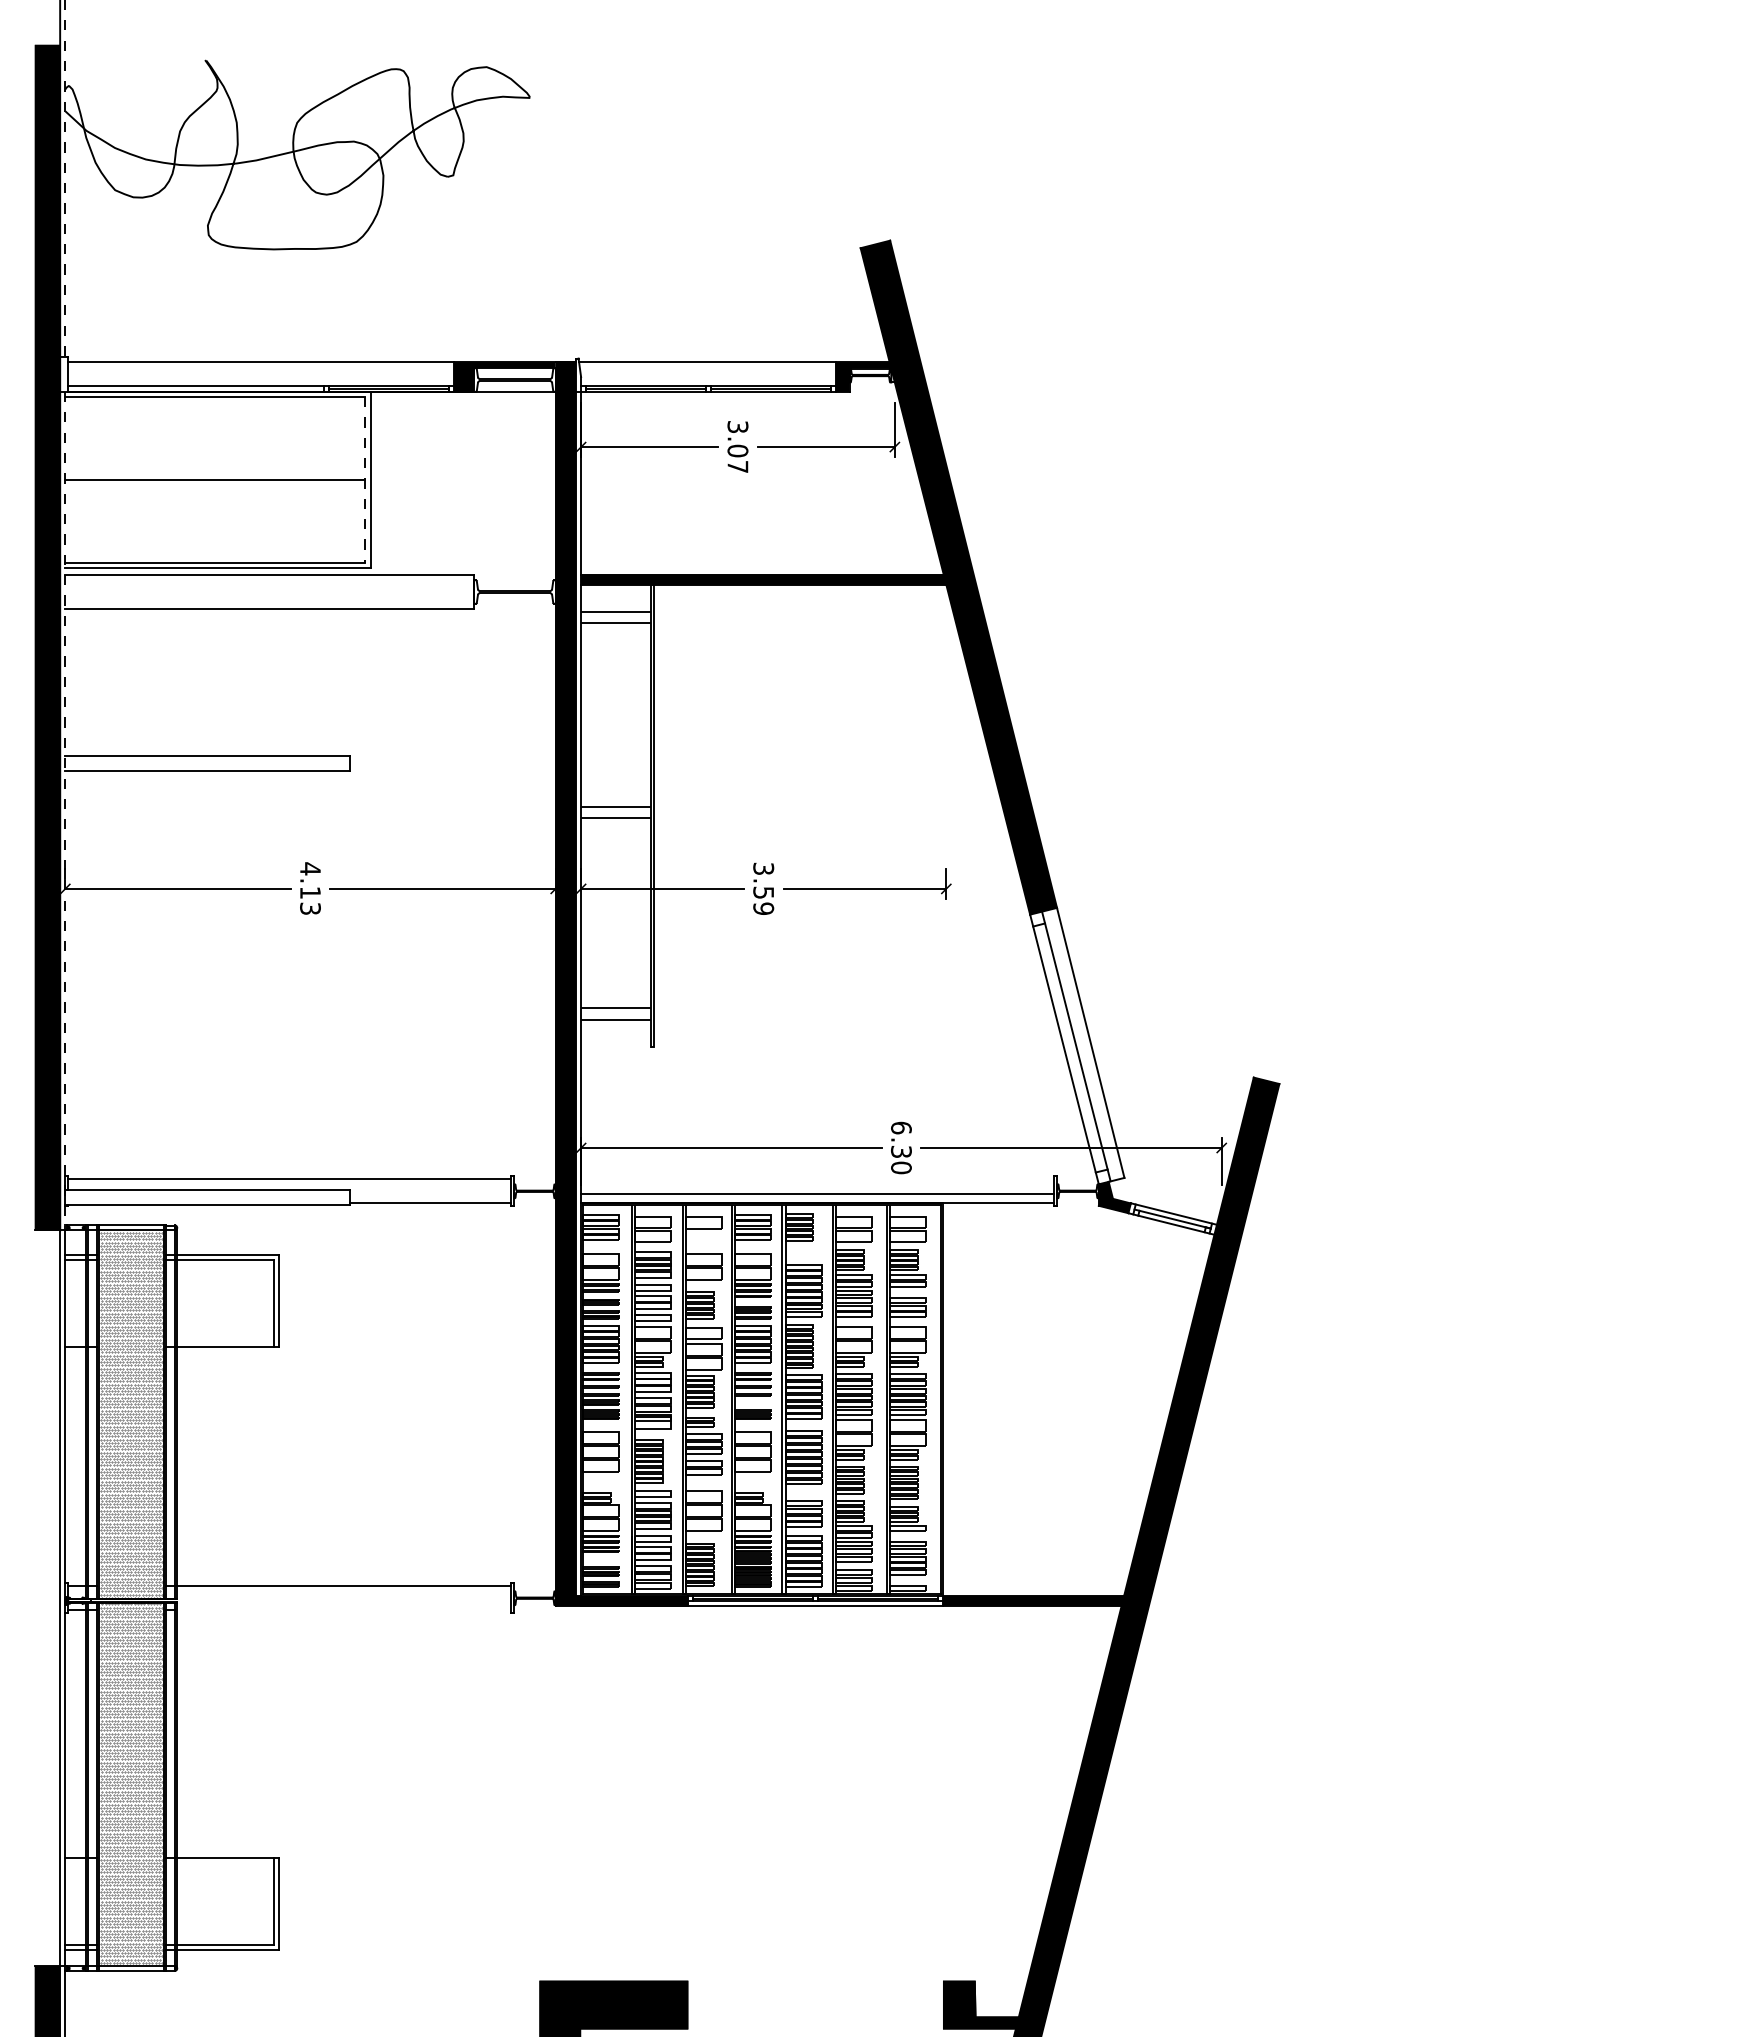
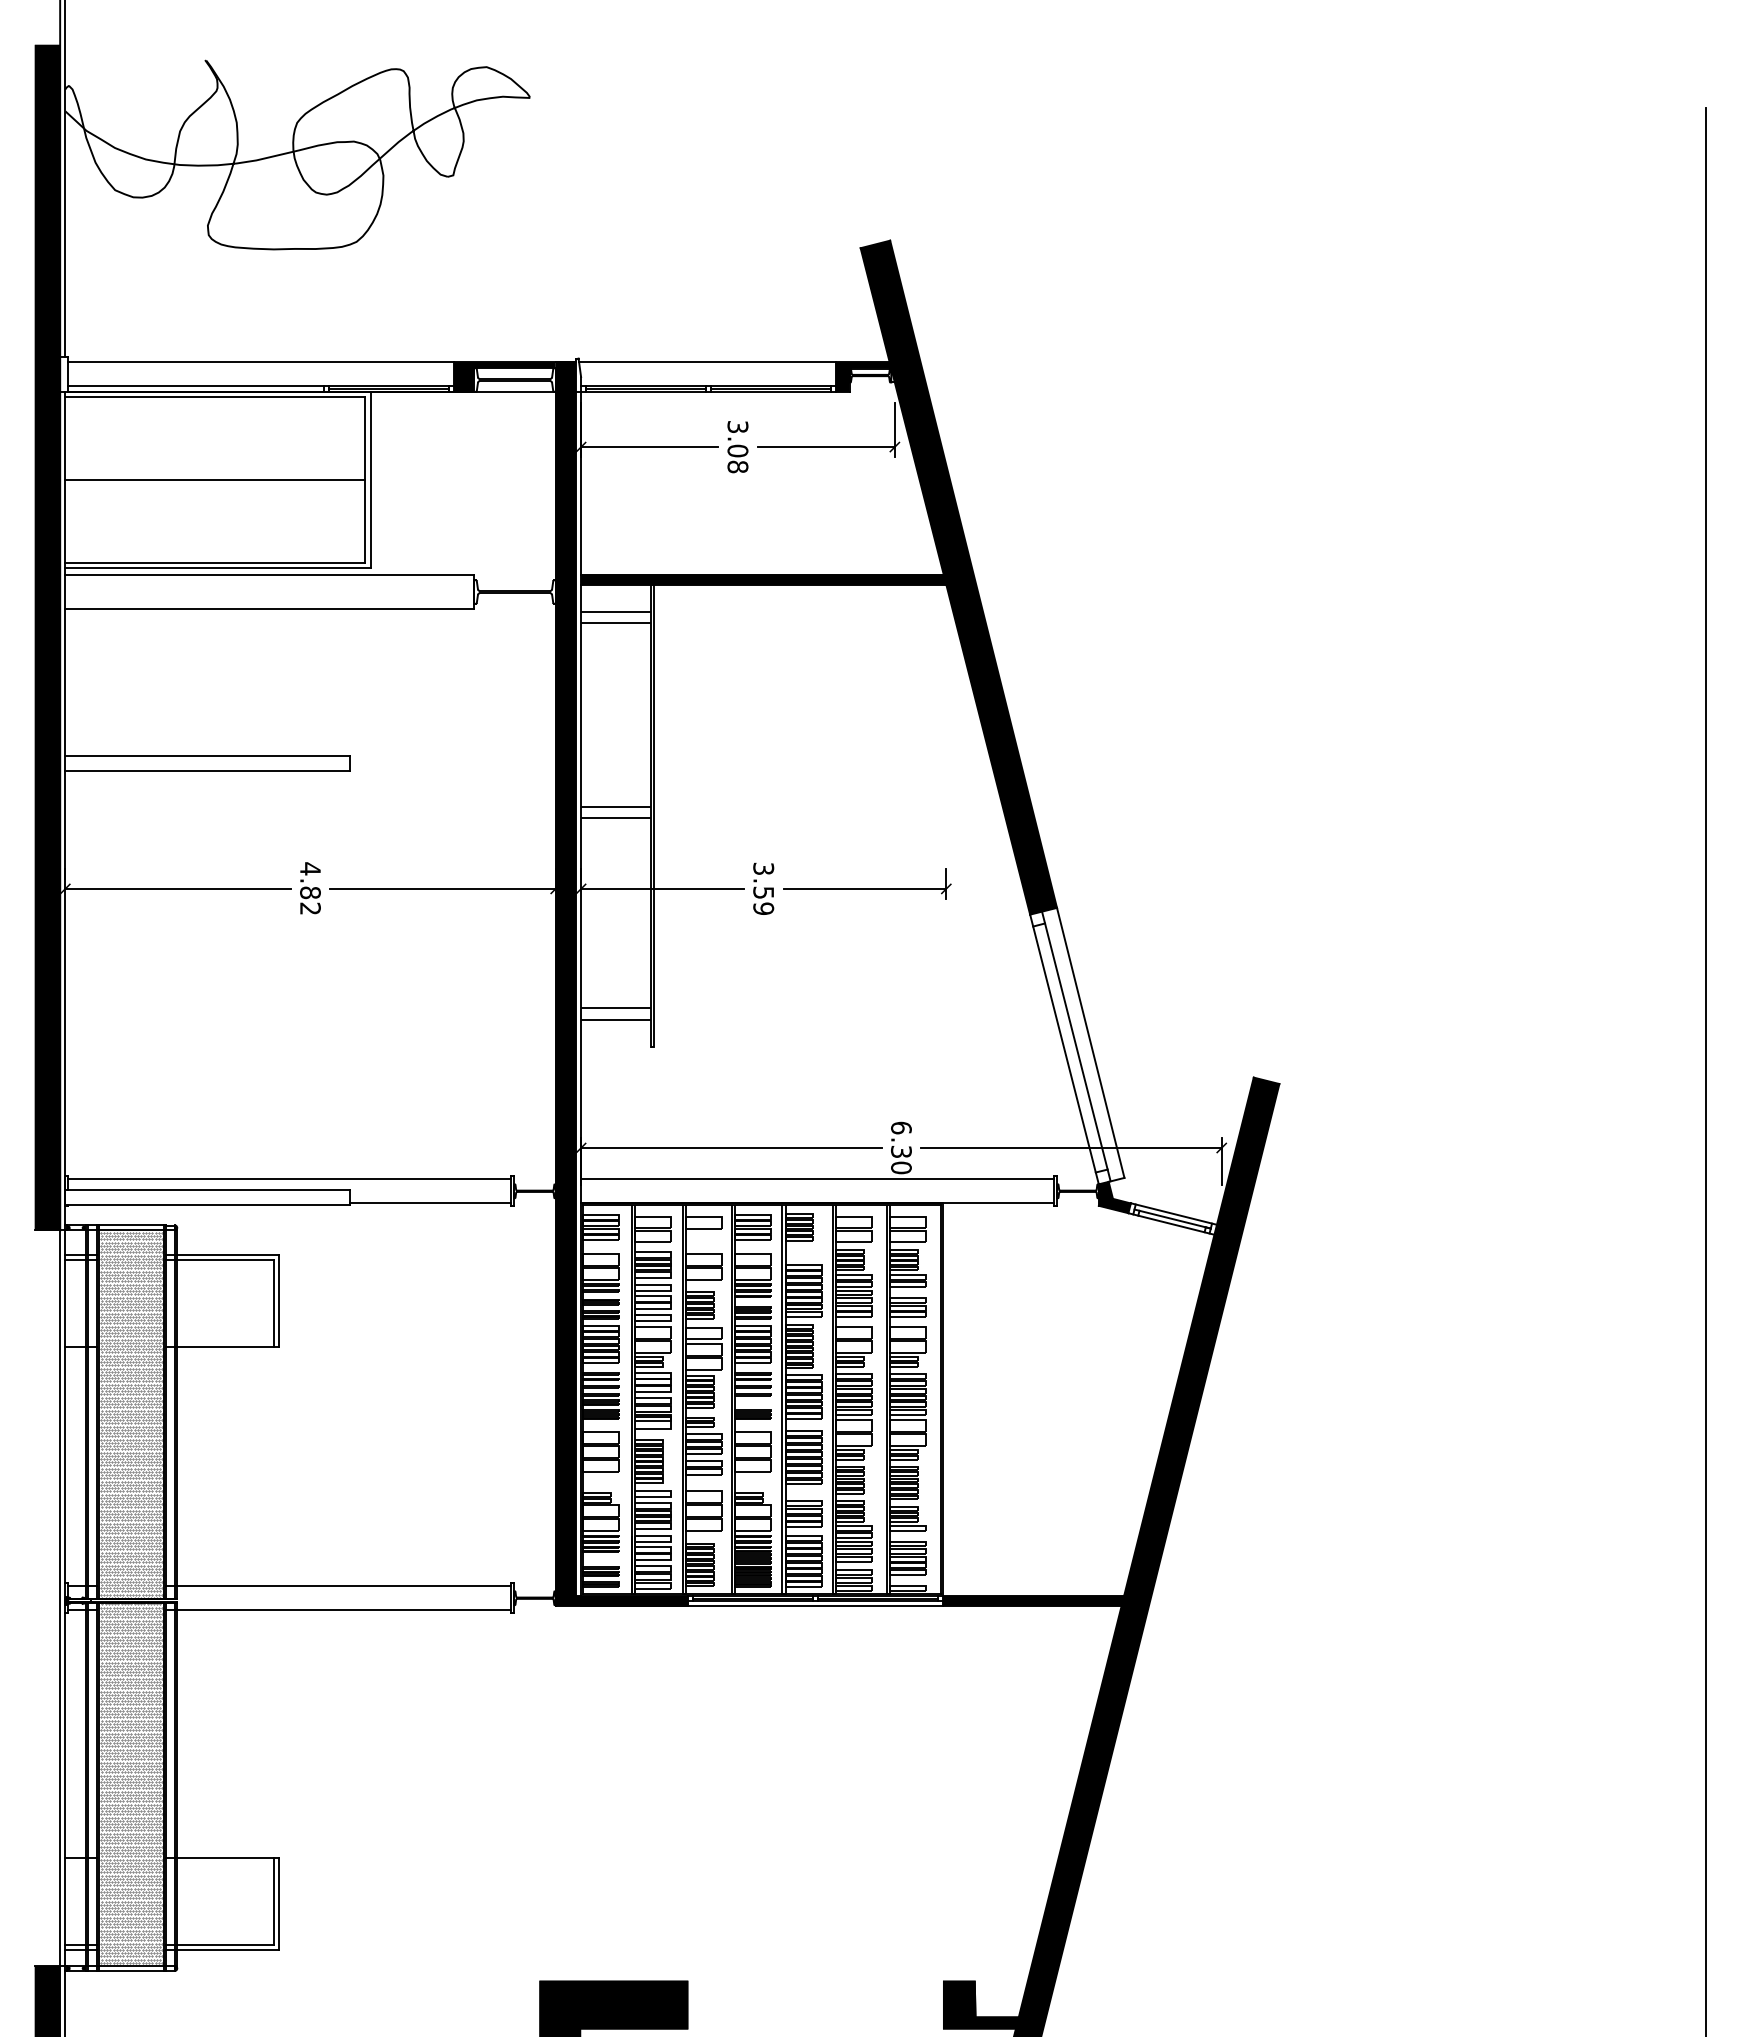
line: dashed -> solid (65, 179)
text: 3.07 -> 3.08 (737, 466)
line: dashed -> solid (365, 479)
line: dashed -> solid (65, 811)
text: 4.13 -> 4.82 (310, 900)
line: none -> present (1706, 1070)
line position: (817, 1193) -> (817, 1178) (817, 1178)
line: none -> present (343, 1609)
